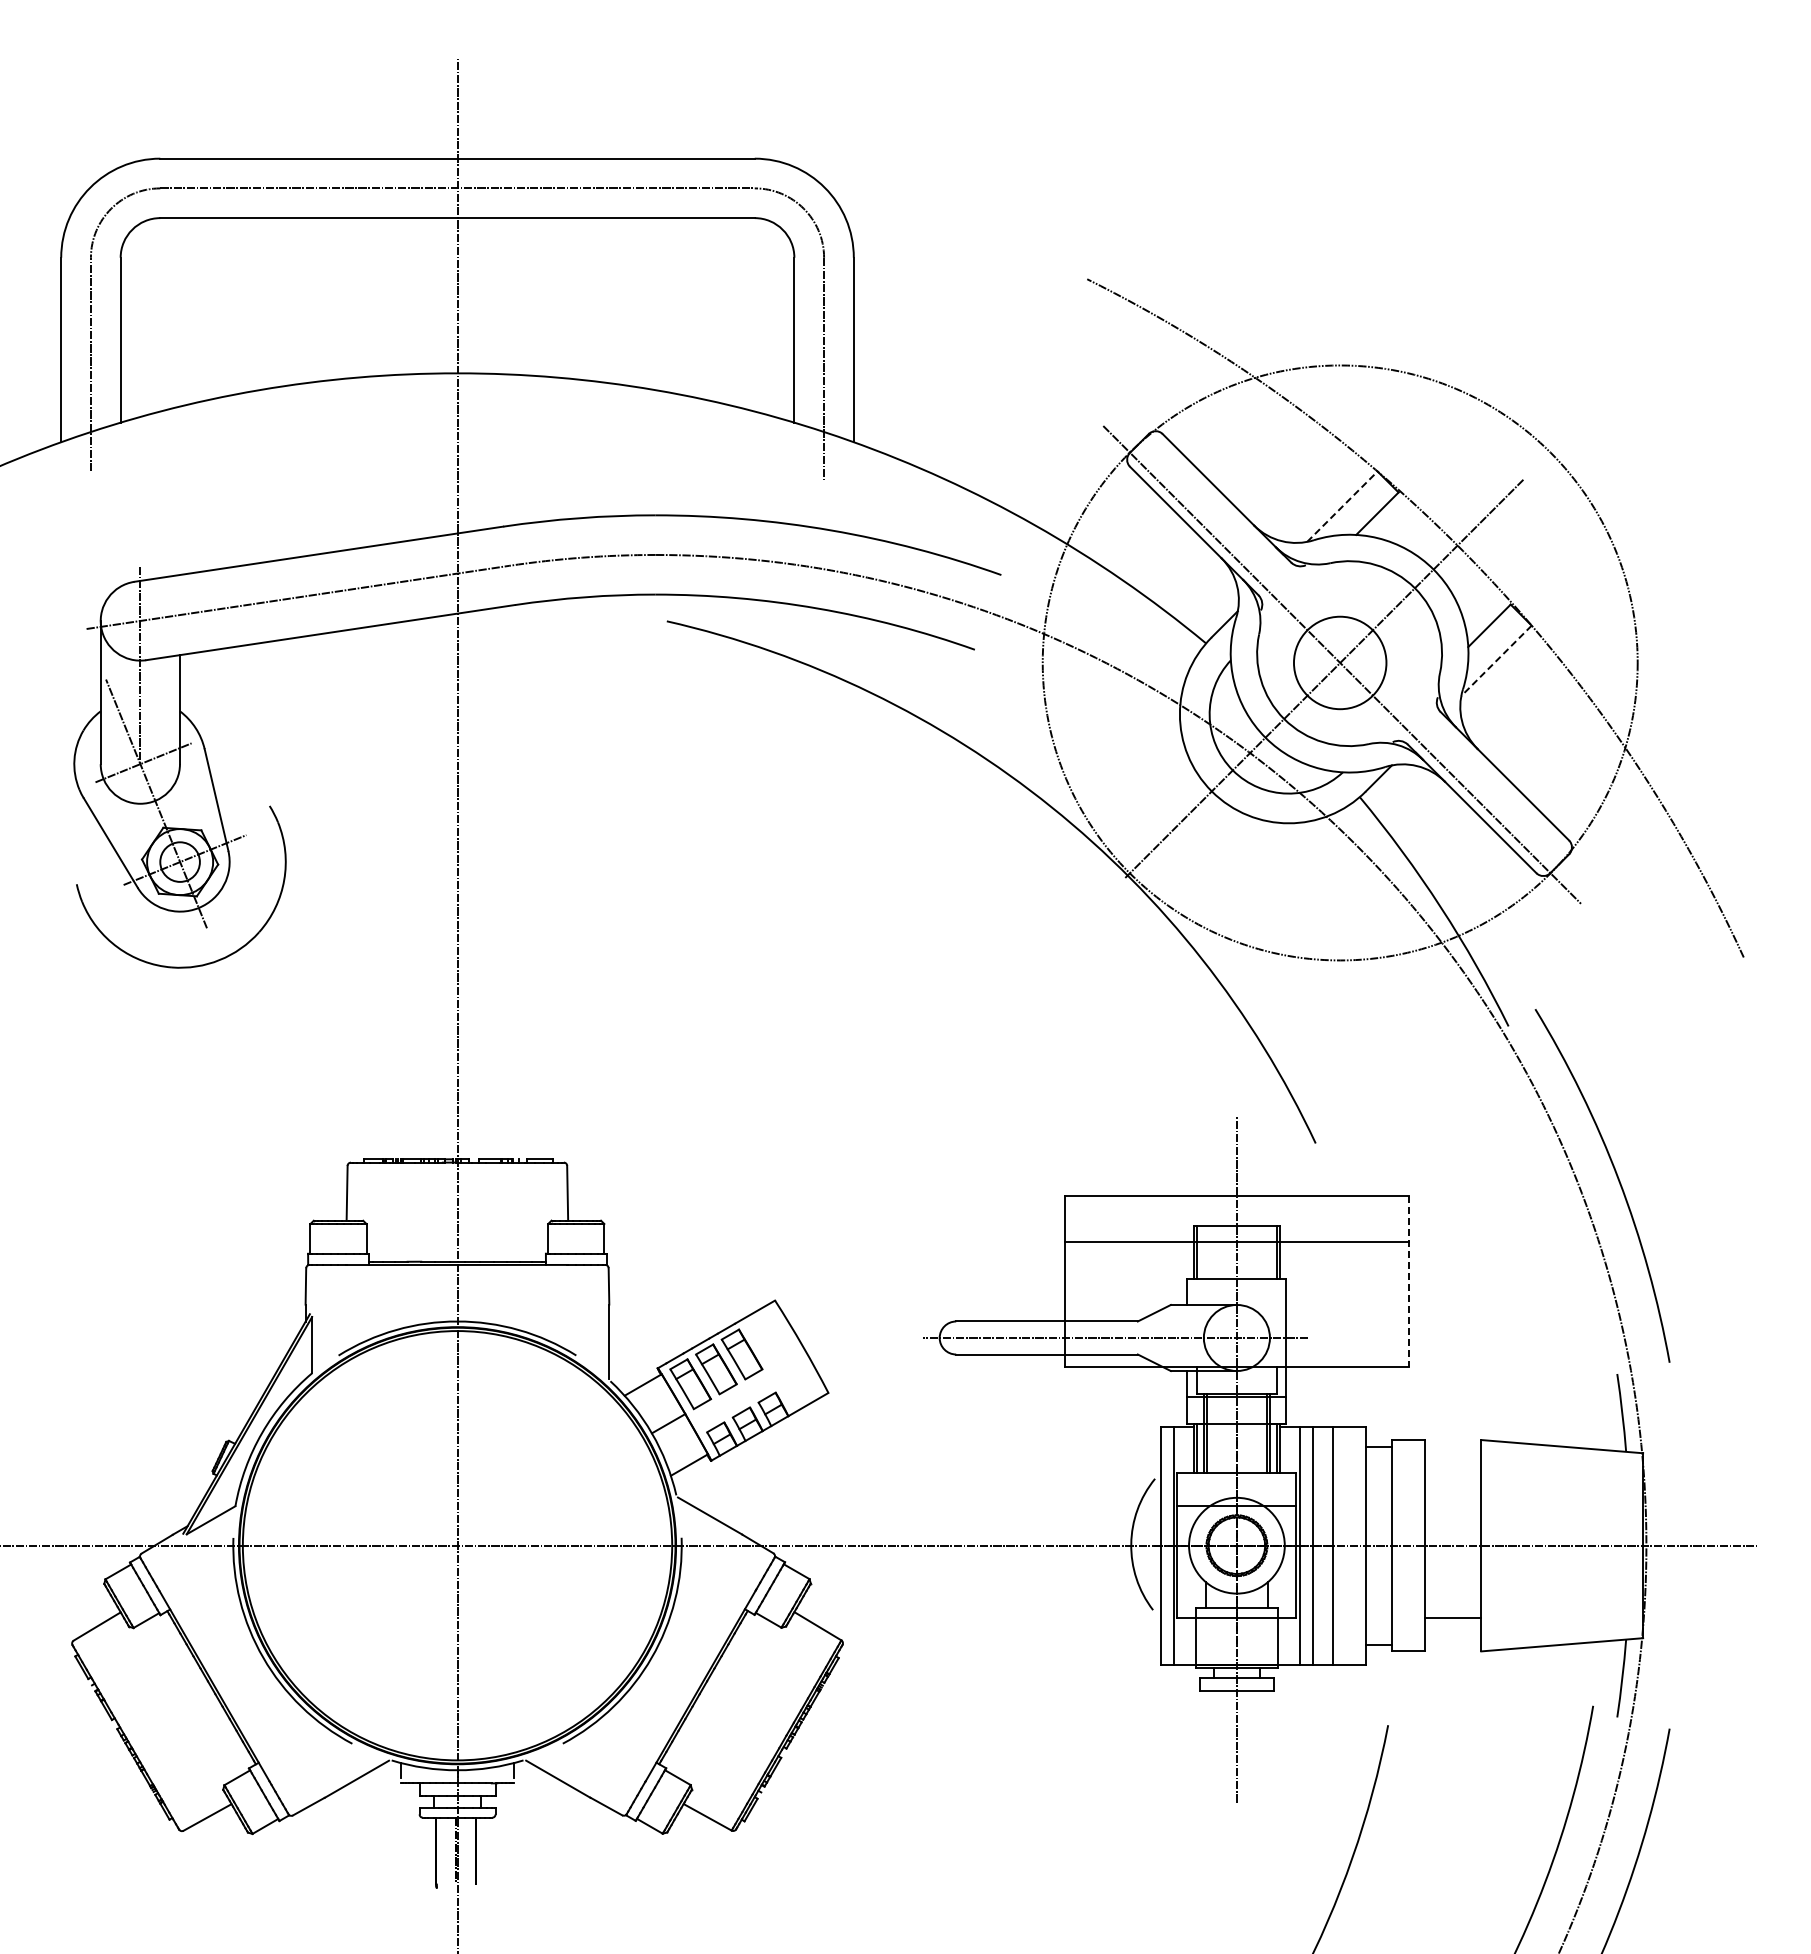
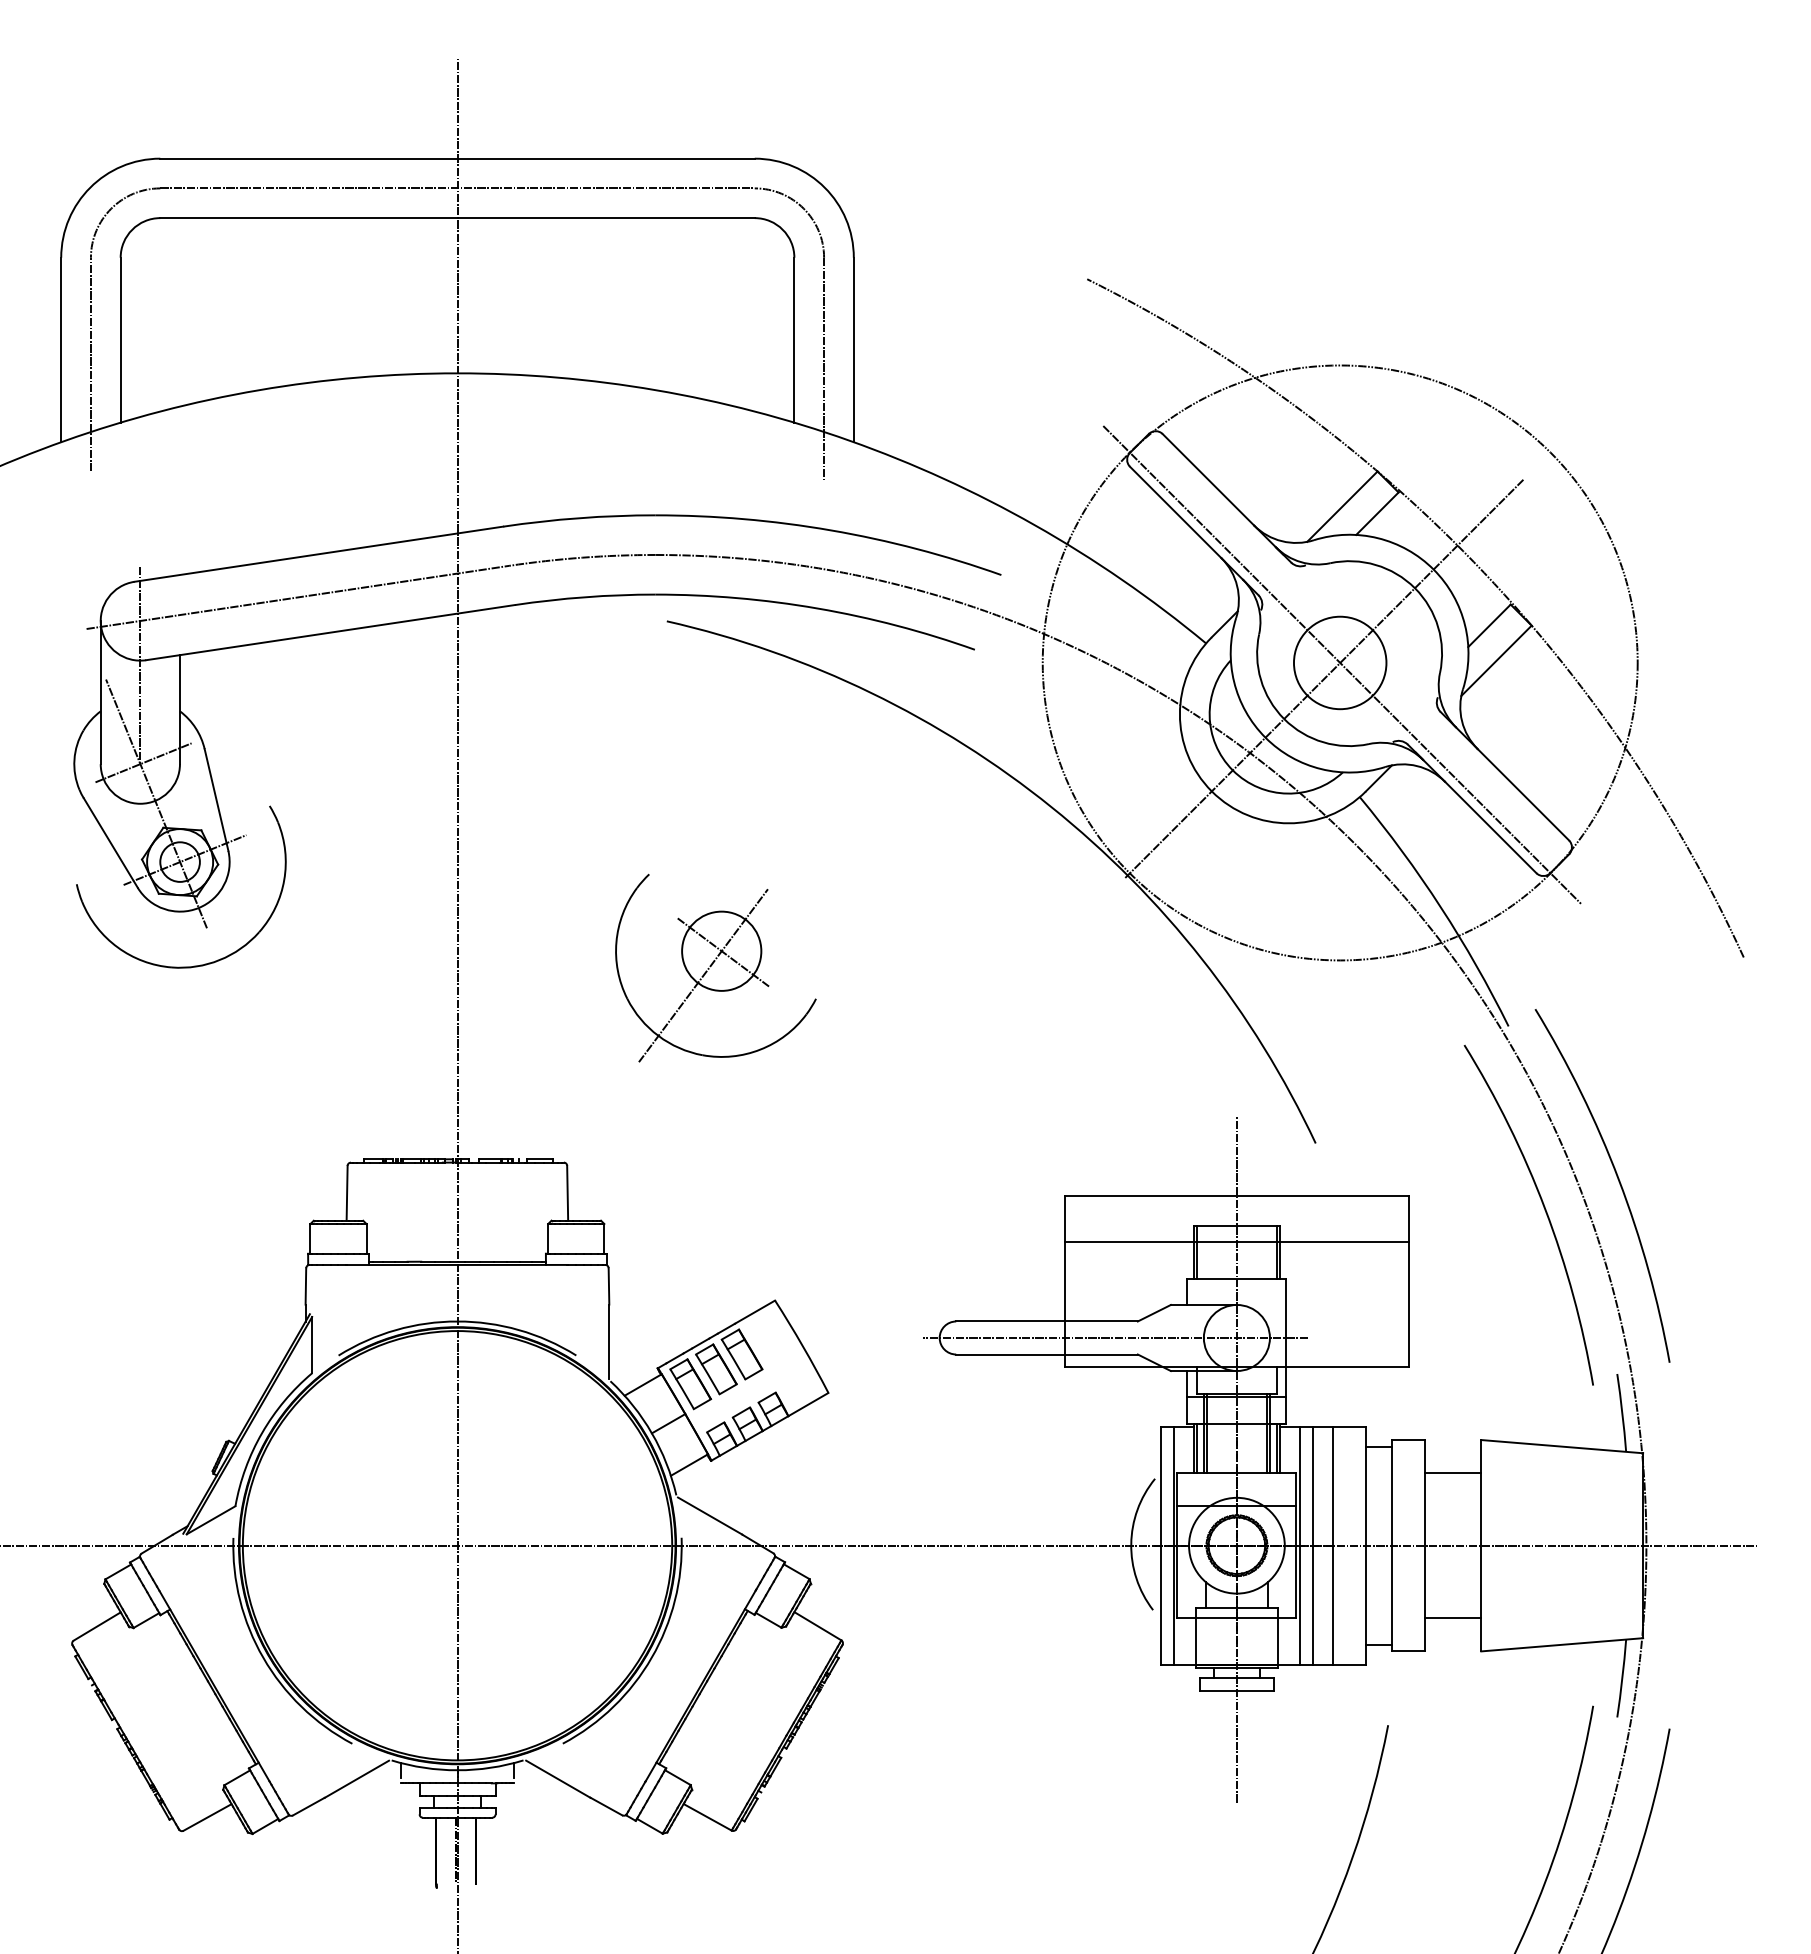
line: dashed -> solid (1342, 506)
line: dashed -> solid (1496, 660)
part: none -> present (715, 967)
arc: none -> present (1544, 1210)
line: dashed -> solid (1408, 1281)
line: none -> present (1453, 1473)
